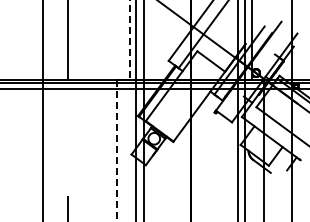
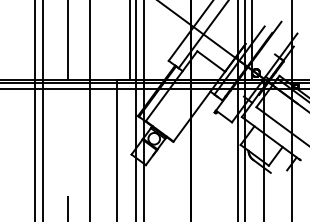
line: dashed -> solid (129, 40)
line: none -> present (35, 110)
line: none -> present (89, 110)
line: dashed -> solid (117, 150)
